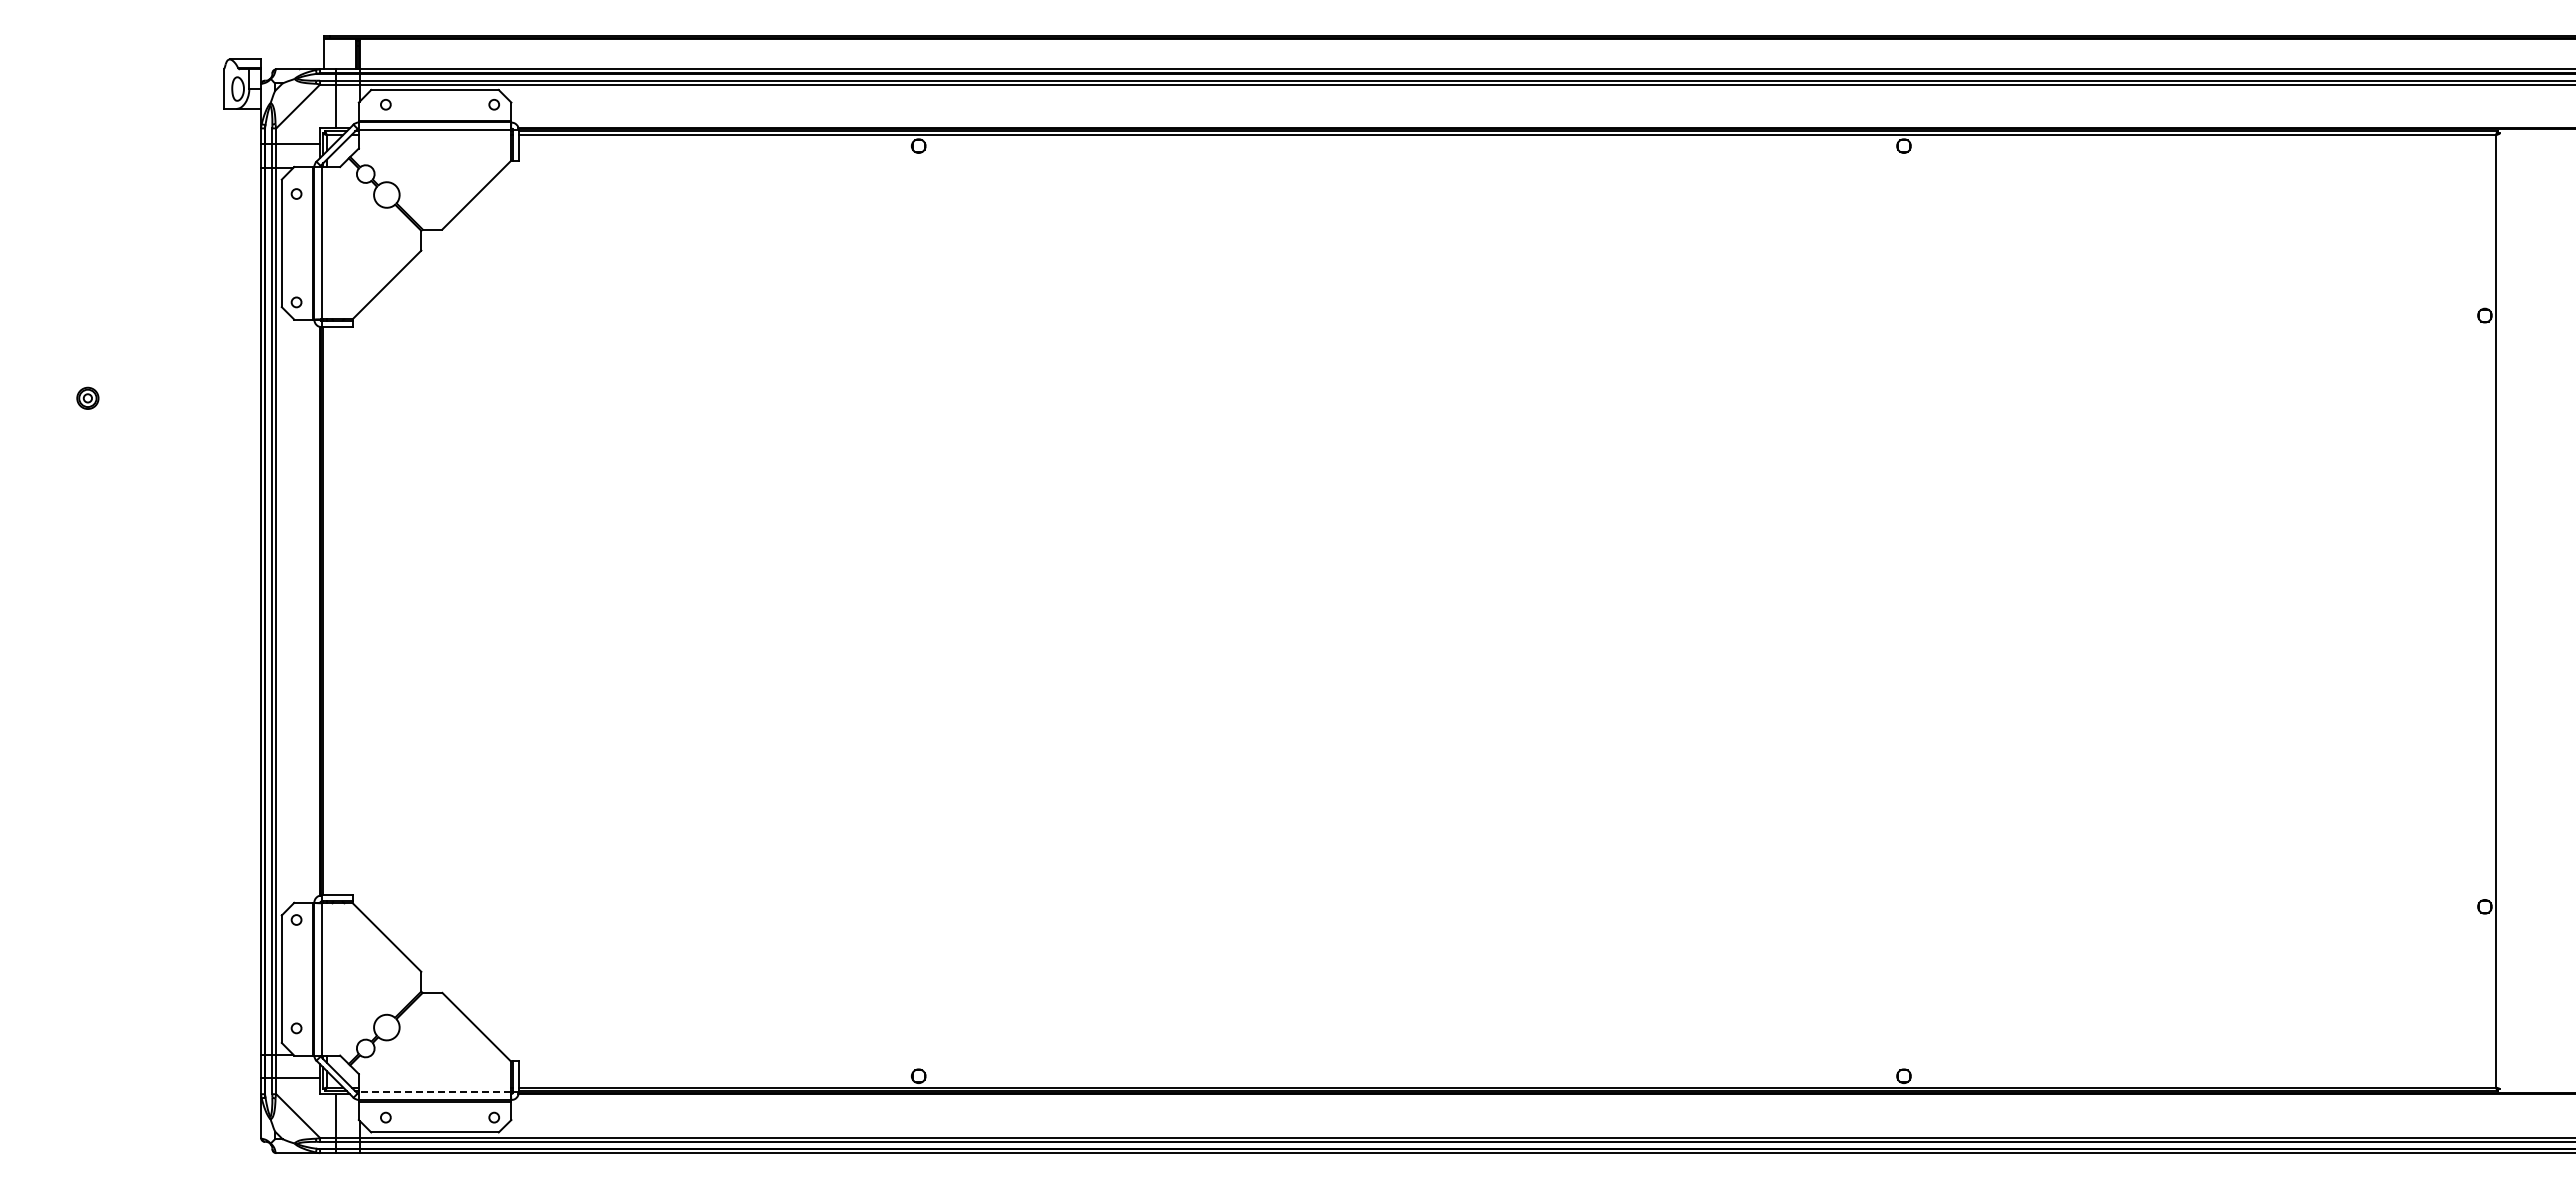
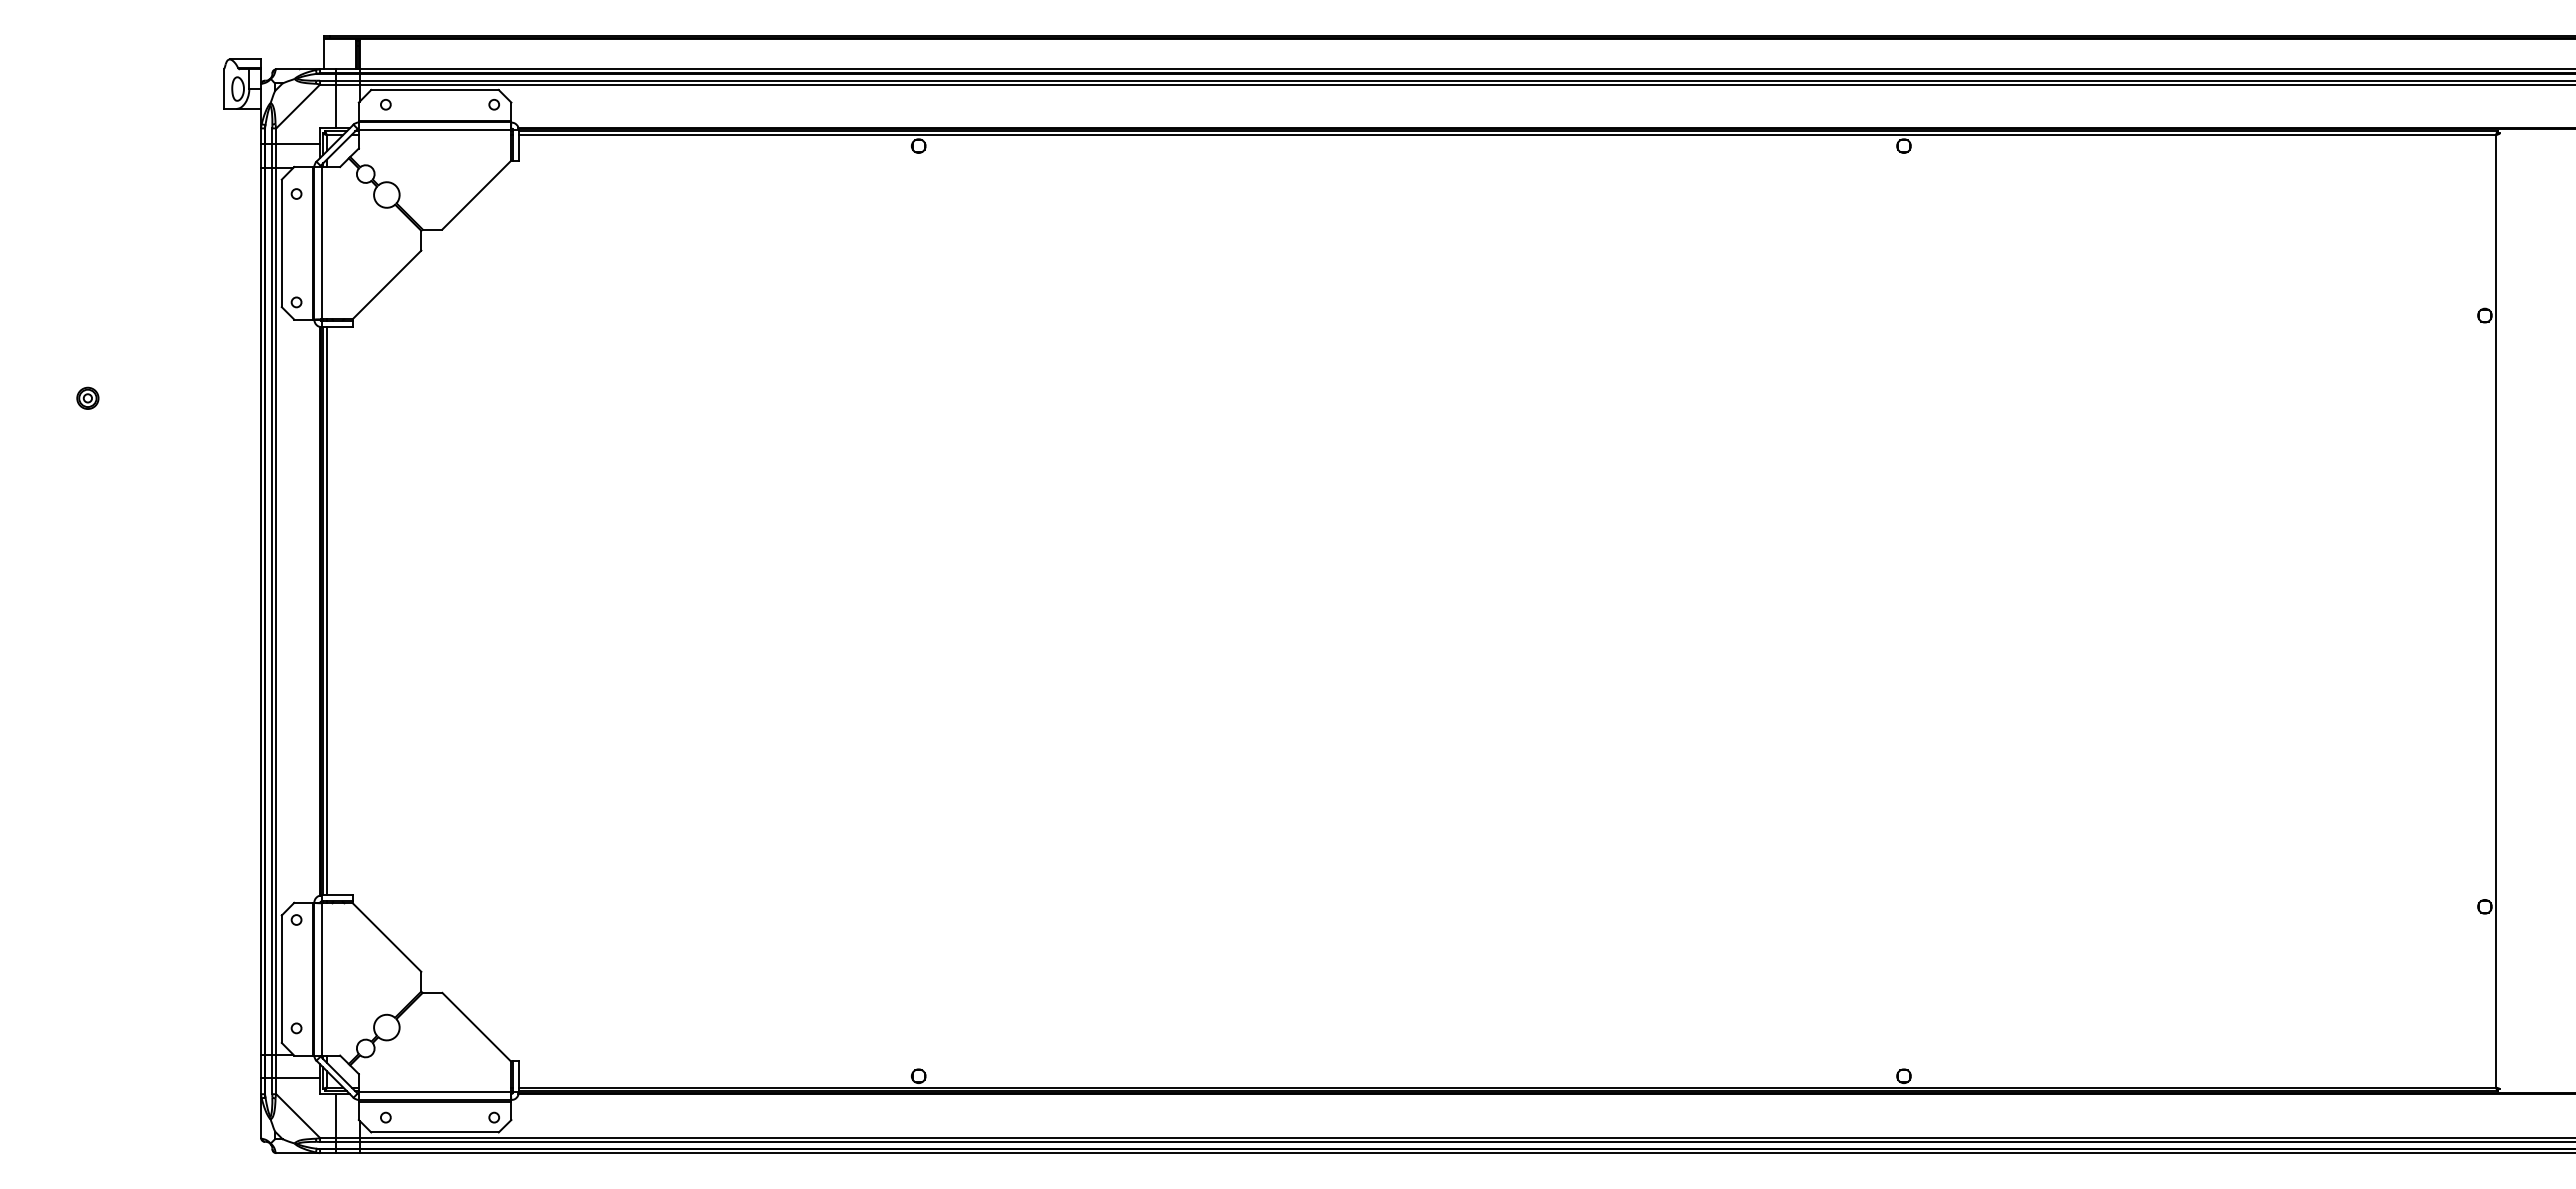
line: none -> present (326, 611)
line: dashed -> solid (434, 1092)
